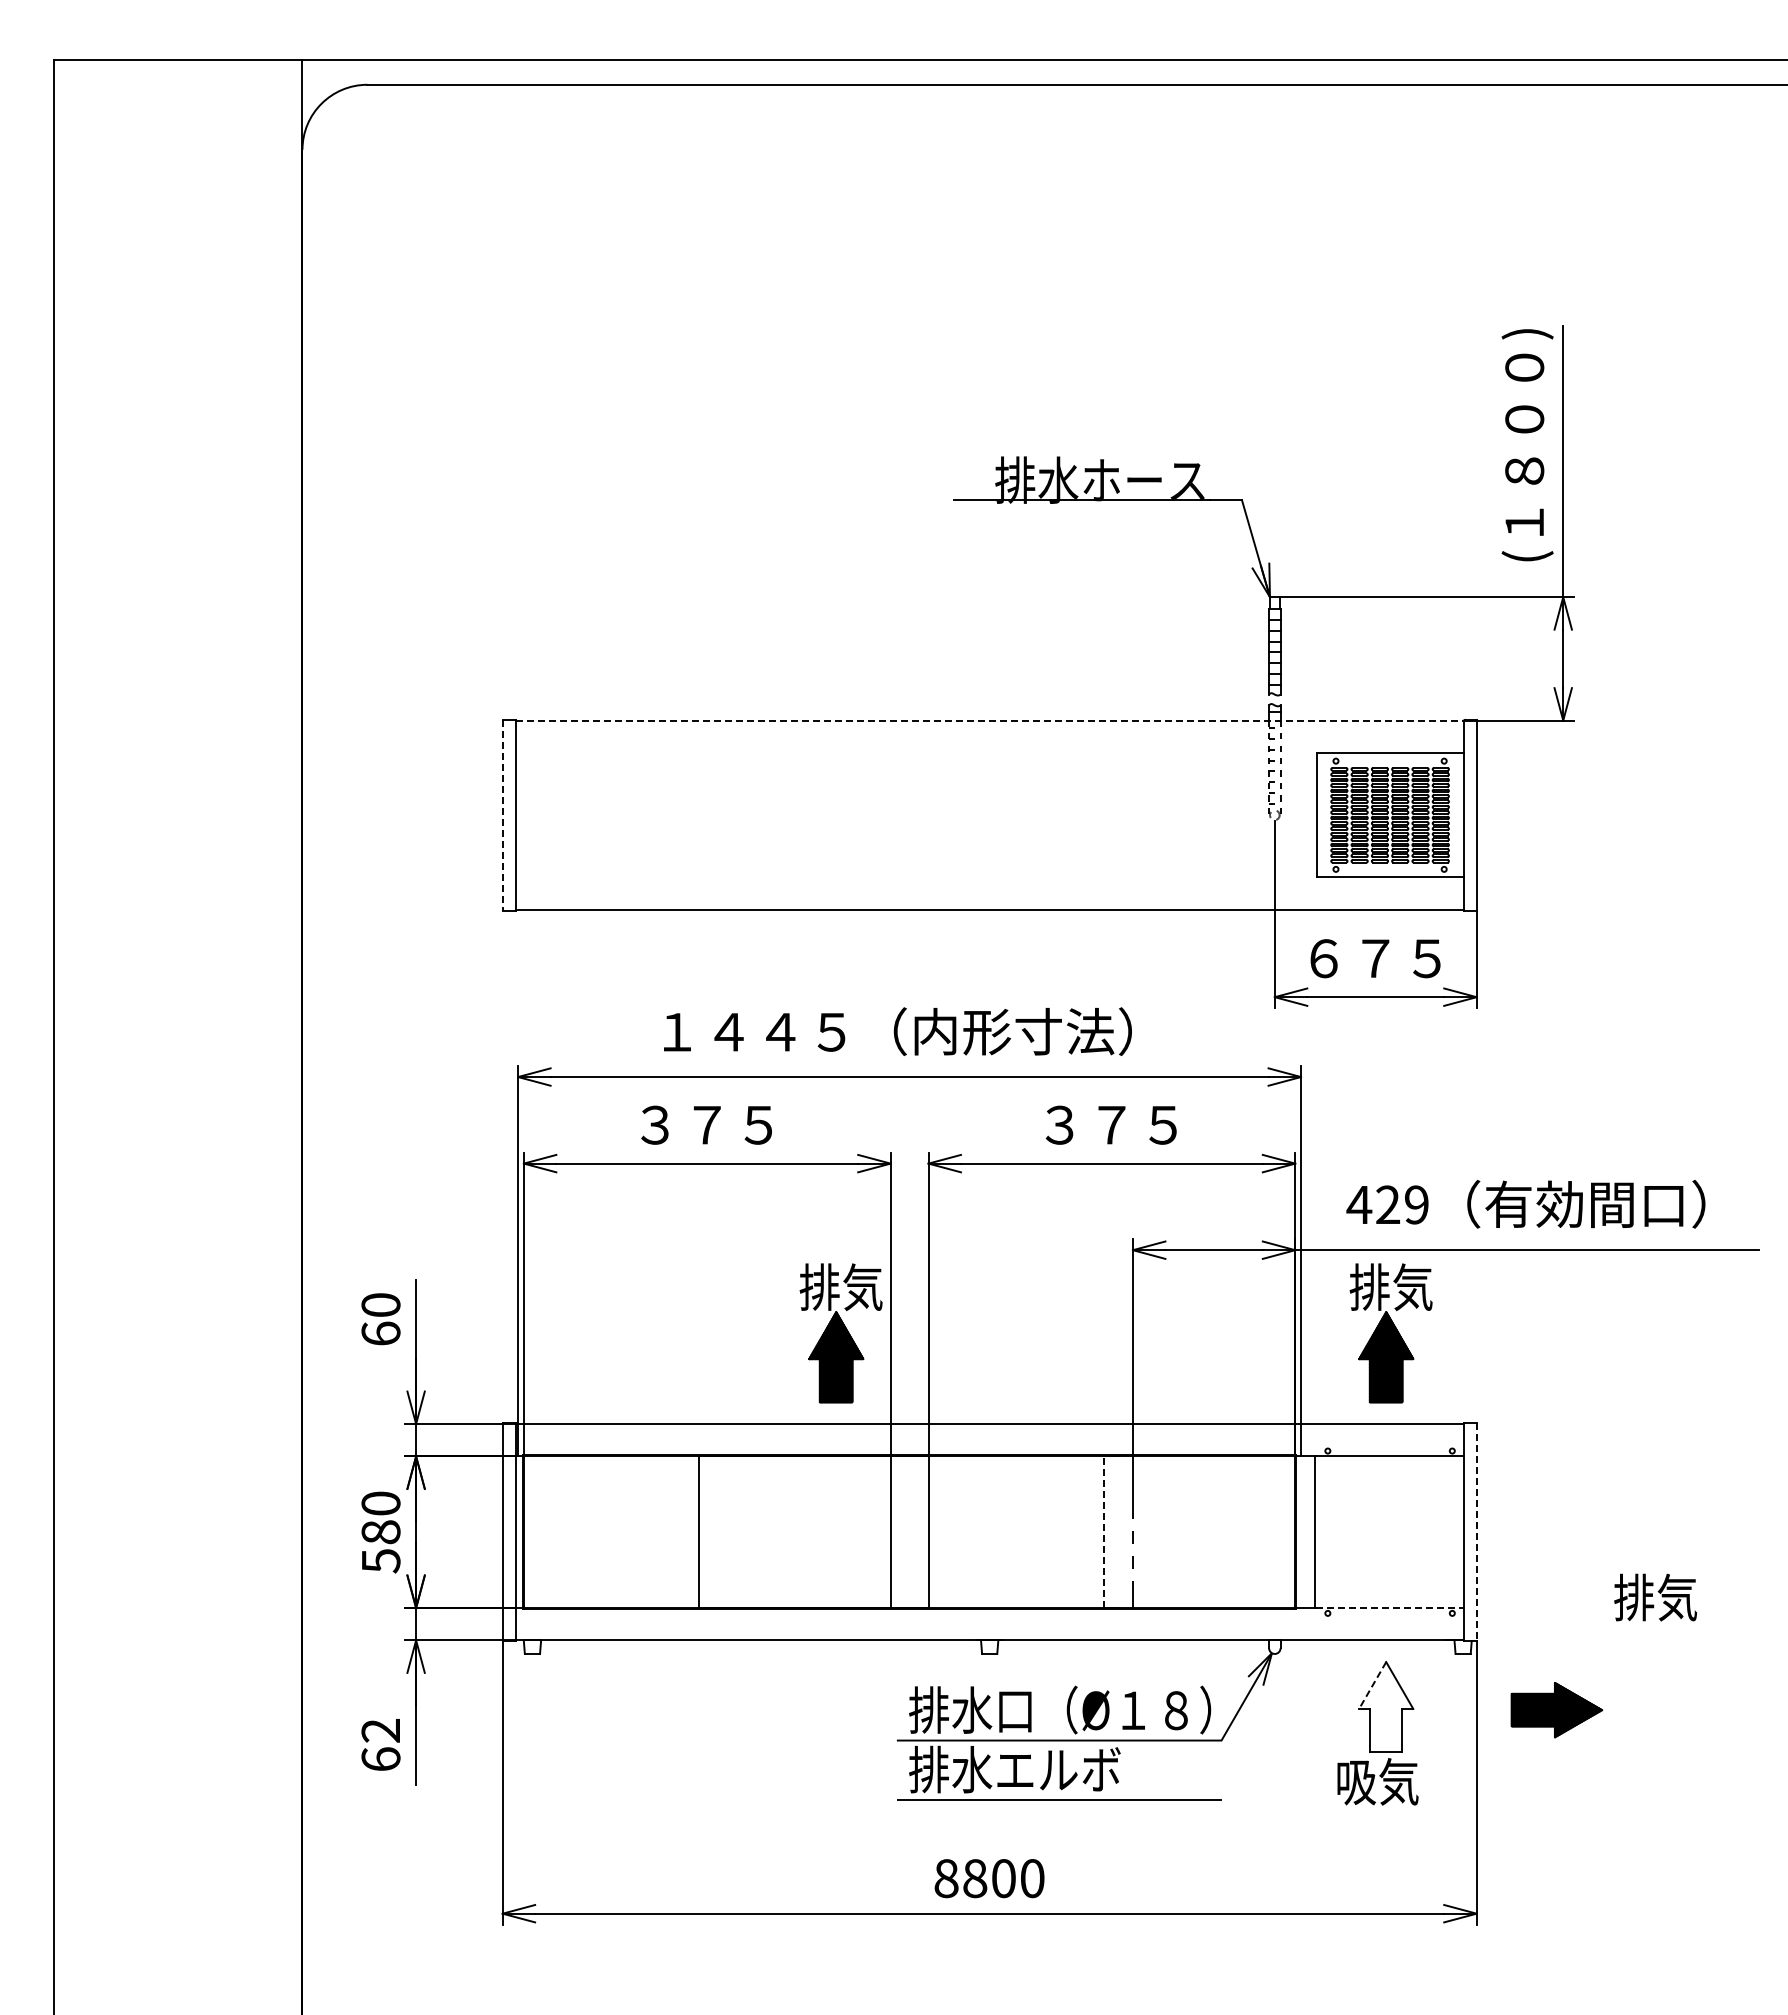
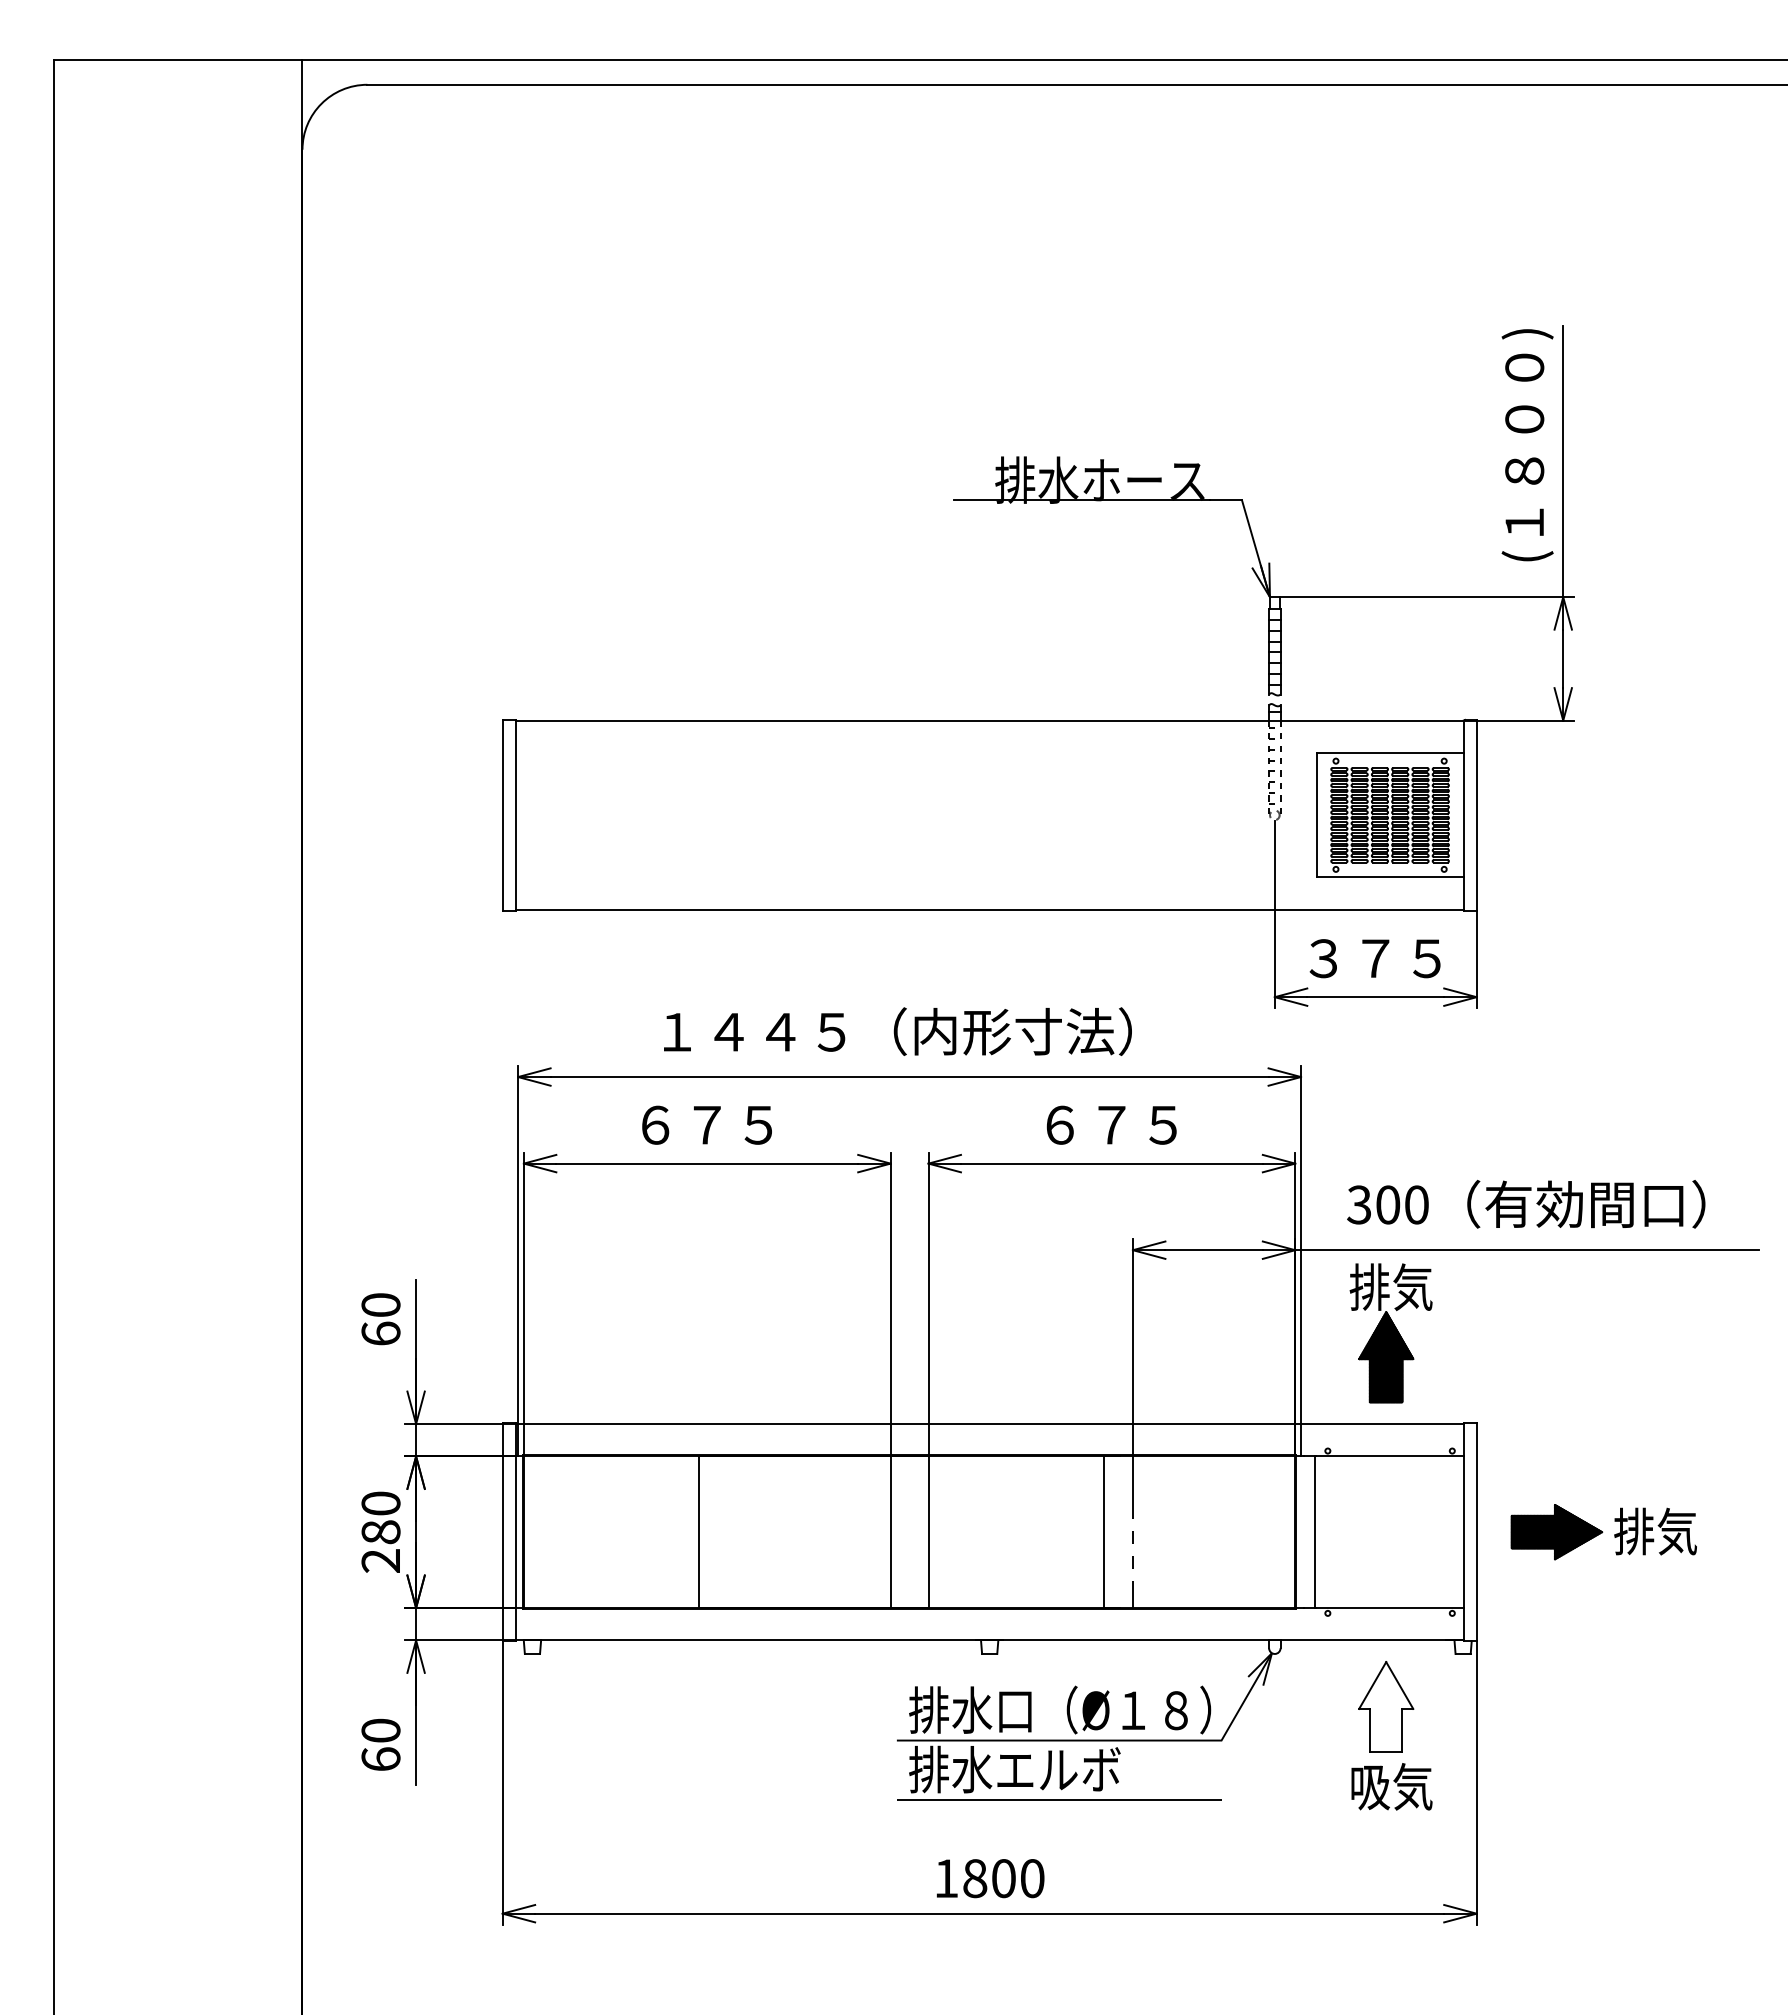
line: dashed -> solid (989, 720)
line: dashed -> solid (502, 815)
text: ６７５ -> ３７５ (1323, 958)
text: ３７５ -> ６７５ (655, 1124)
text: ３７５ -> ６７５ (1059, 1124)
text: 429 -> 300 (1387, 1204)
part: present -> none (840, 1333)
line: dashed -> solid (1103, 1532)
line: dashed -> solid (1476, 1532)
text: 580 -> 280 (380, 1561)
text position: (1655, 1597) -> (1655, 1531) (1655, 1531)
line: dashed -> solid (1389, 1607)
line: dashed -> solid (1372, 1685)
part position: (1556, 1710) -> (1556, 1532) (1556, 1532)
text: 62 -> 60 (380, 1730)
text position: (1377, 1781) -> (1391, 1786) (1391, 1786)
text: 8800 -> 1800 (946, 1878)
